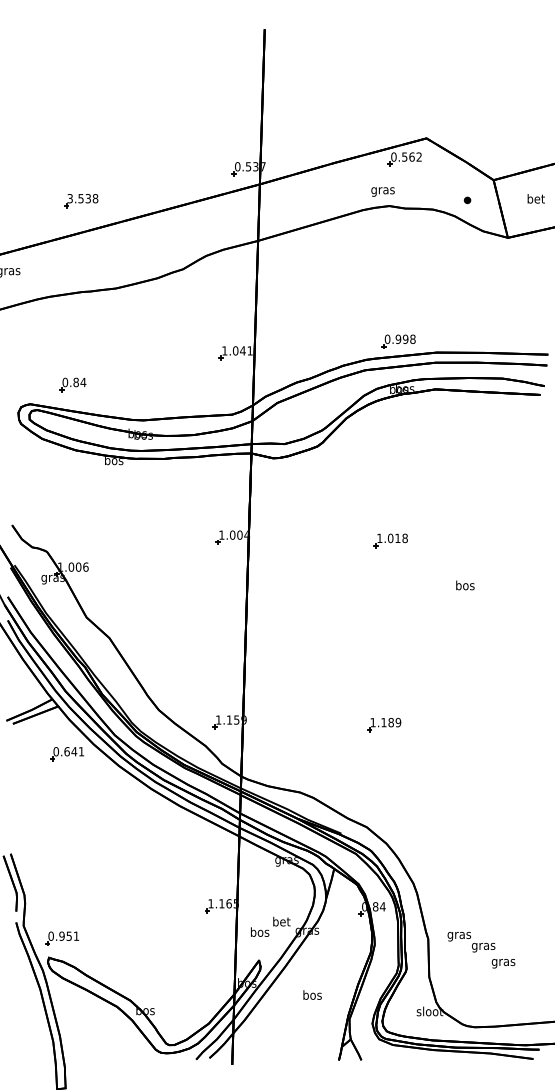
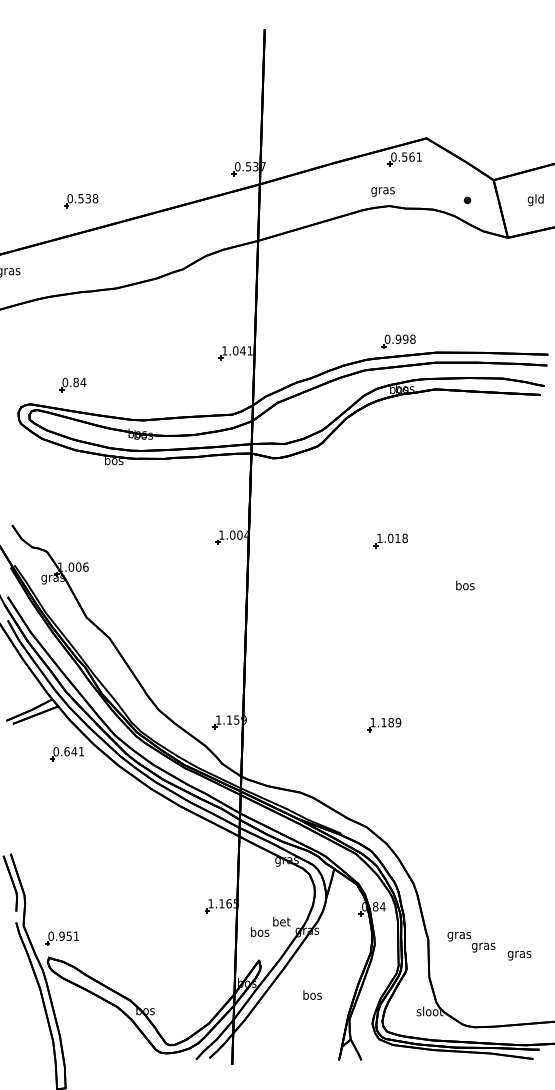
text: 0.562 -> 0.561 (418, 156)
text: 3.538 -> 0.538 (69, 198)
text: bet -> gld (535, 200)
text position: (503, 963) -> (519, 955) (519, 955)
